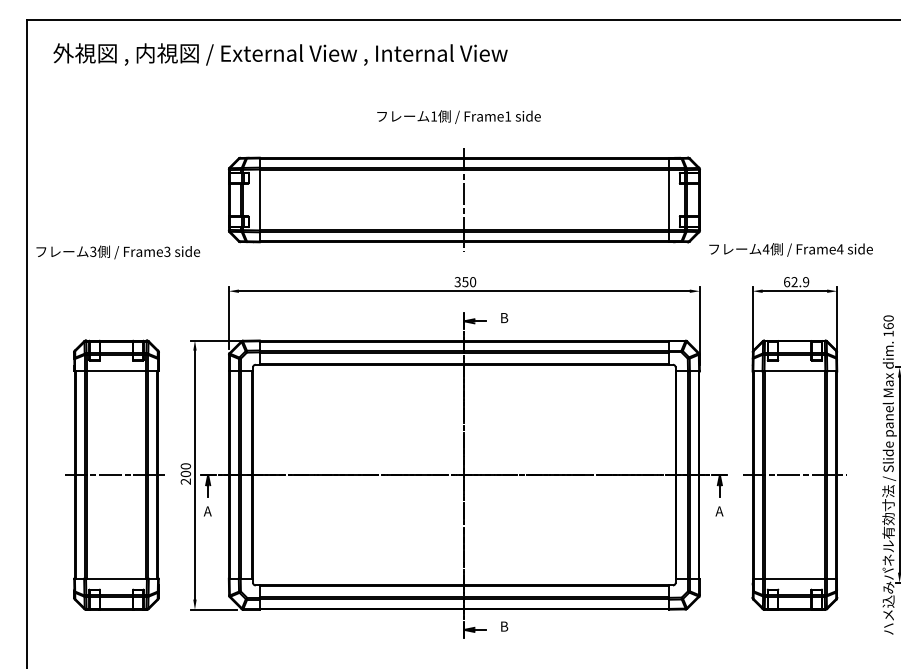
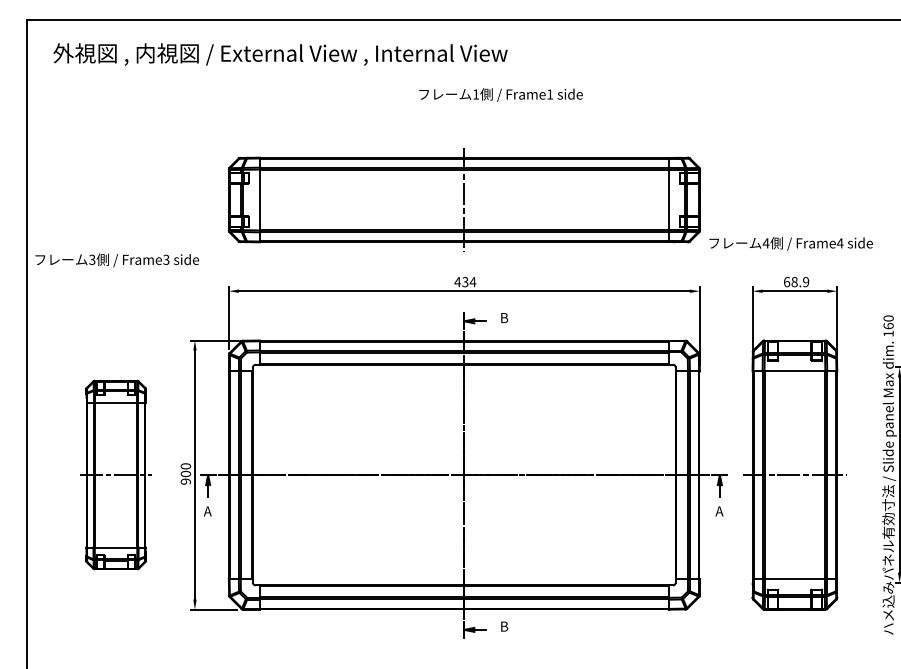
text position: (458, 116) -> (500, 94) (500, 94)
text position: (790, 249) -> (790, 243) (790, 243)
text position: (118, 252) -> (117, 260) (117, 260)
text: 350 -> 434 (465, 282)
text: 62.9 -> 68.9 (794, 282)
part size: 100x272 px -> 72x192 px (115, 474)
text: 200 -> 900 (186, 481)
